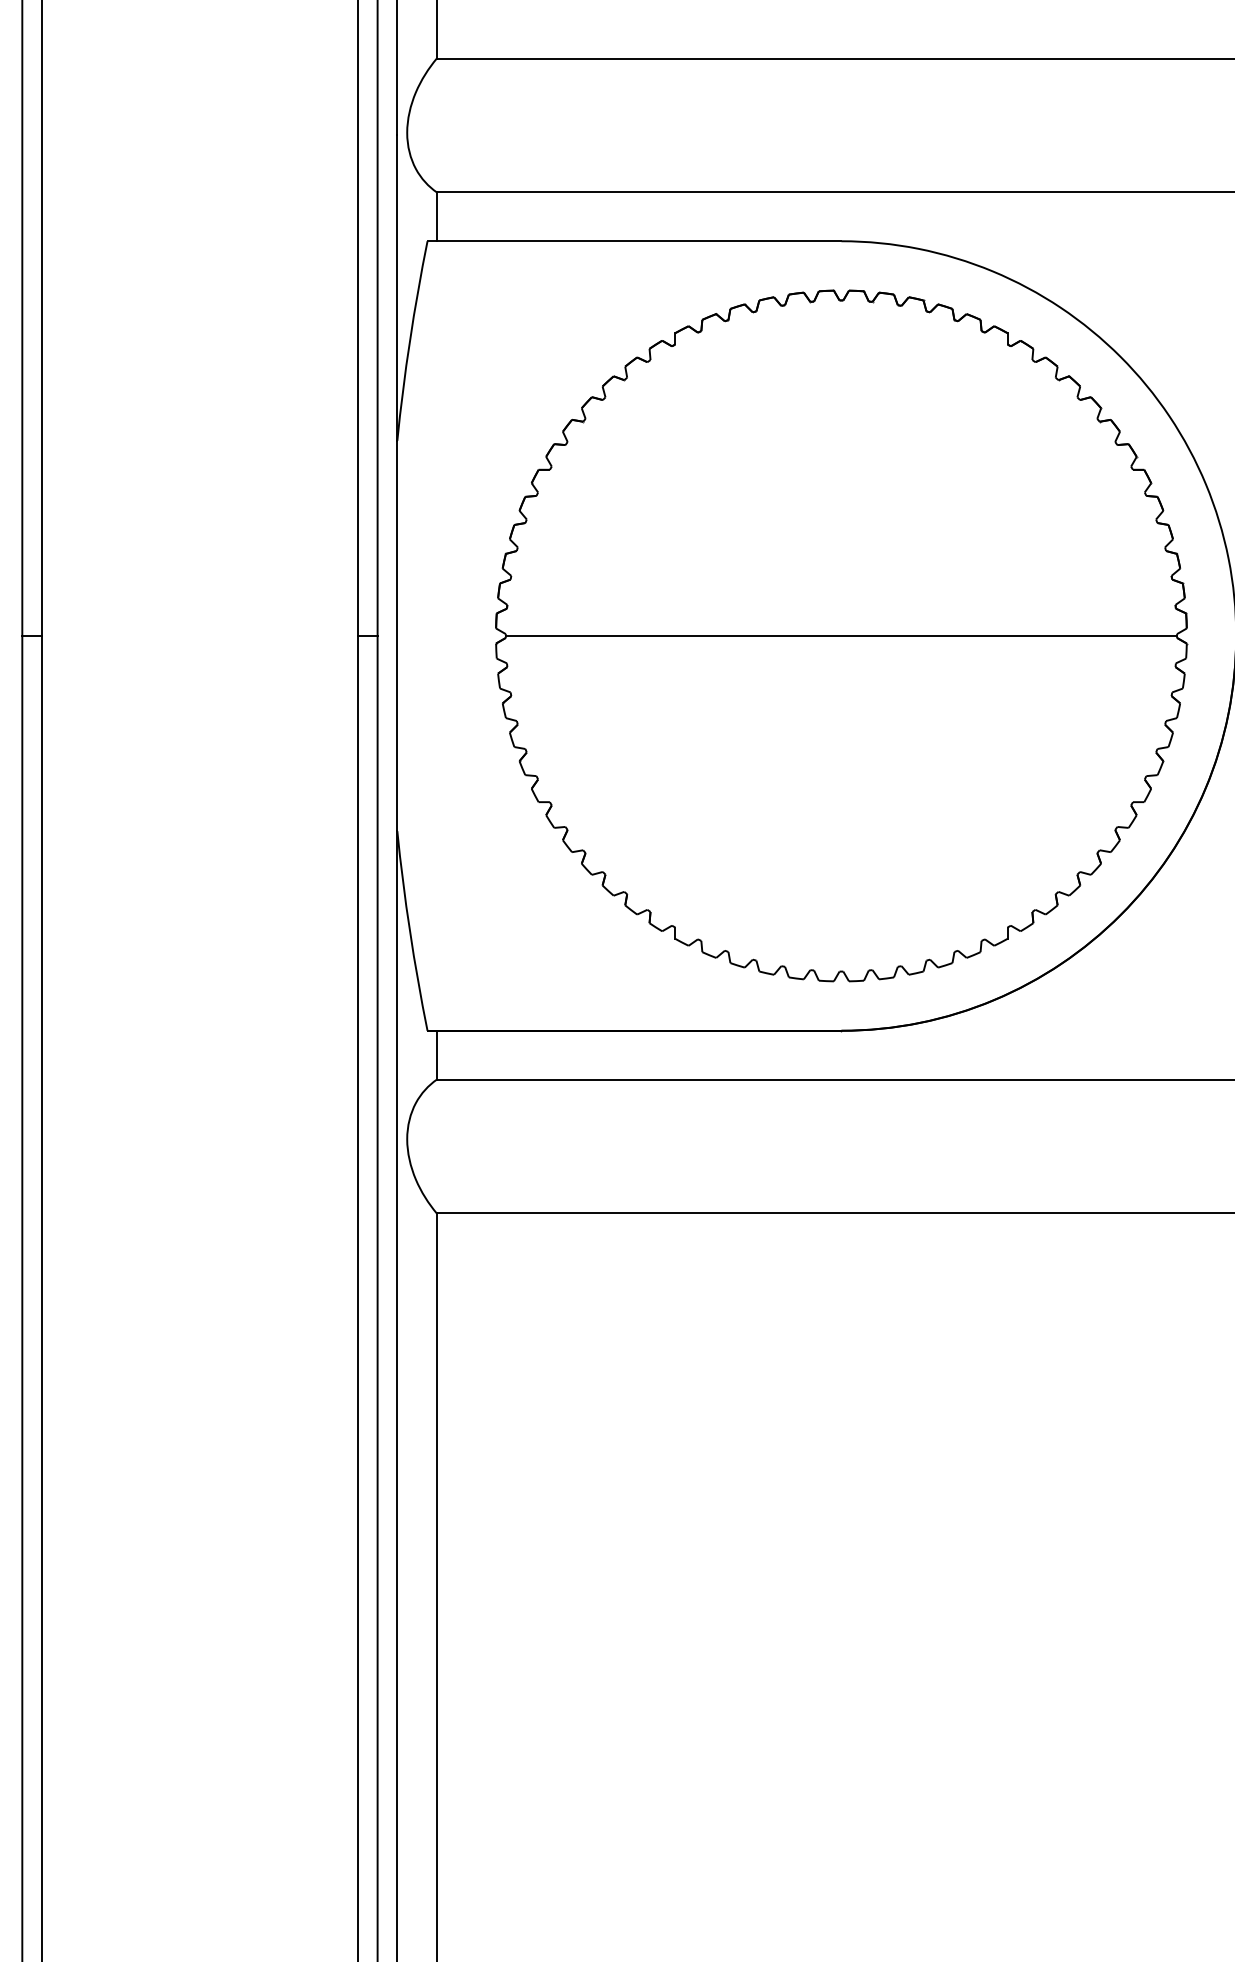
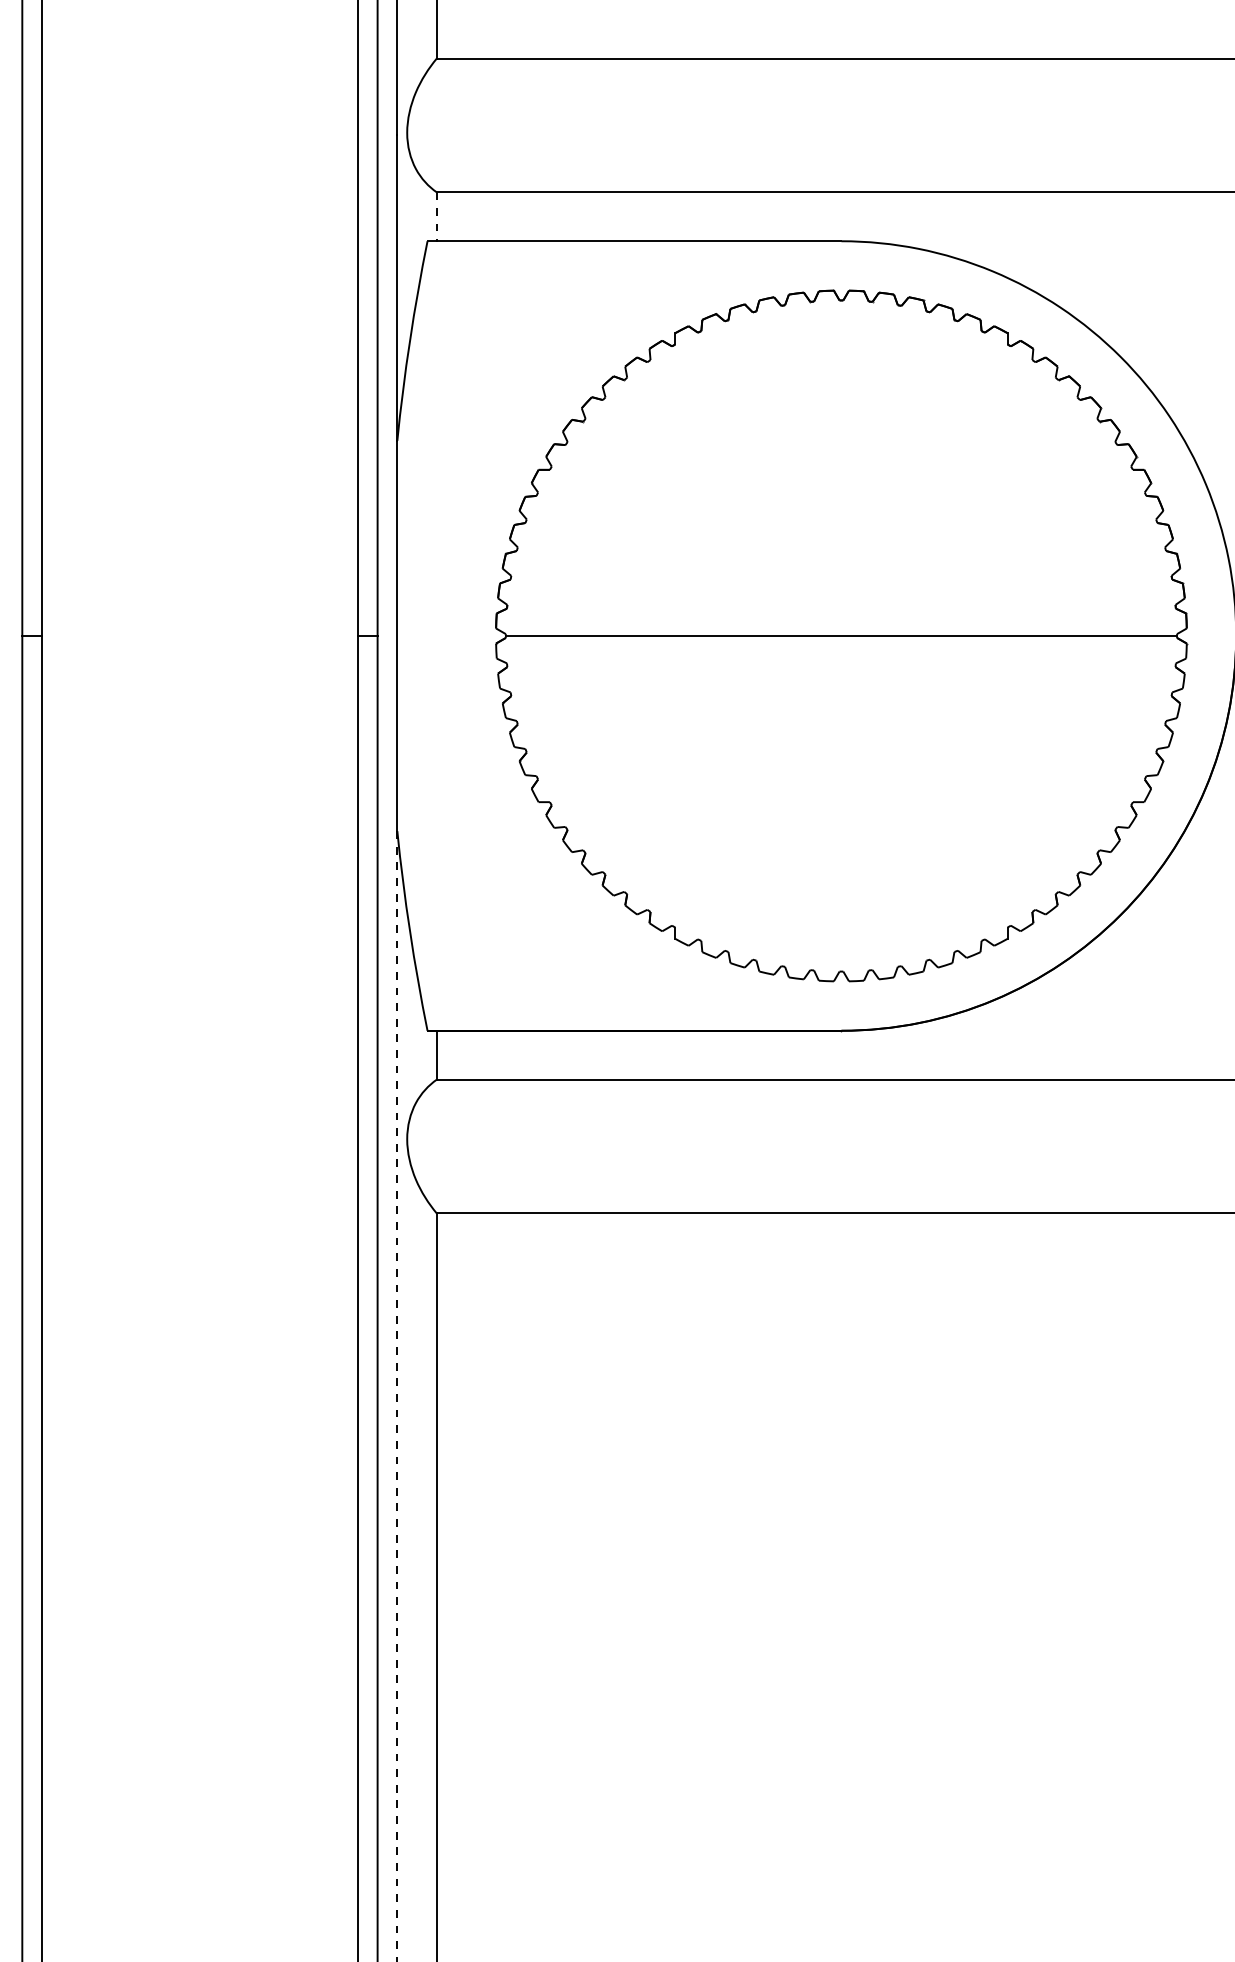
line: solid -> dashed (436, 217)
line: solid -> dashed (397, 1396)
